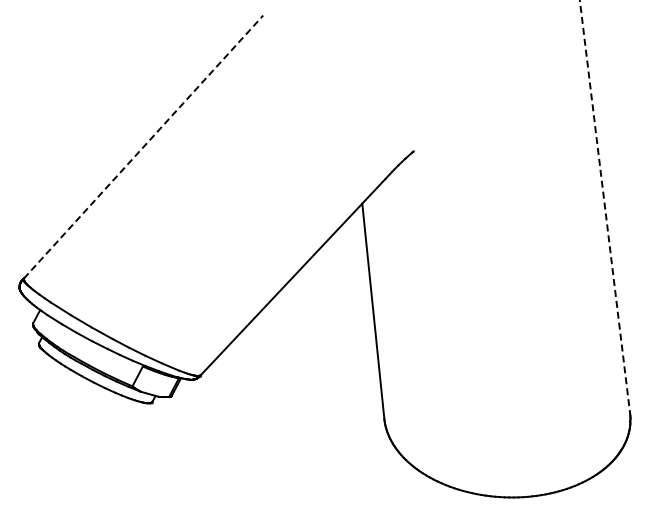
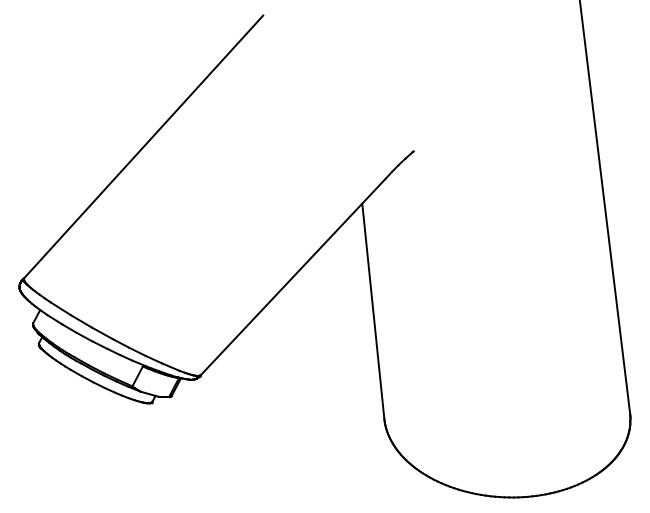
line: dashed -> solid (143, 147)
line: dashed -> solid (605, 207)
